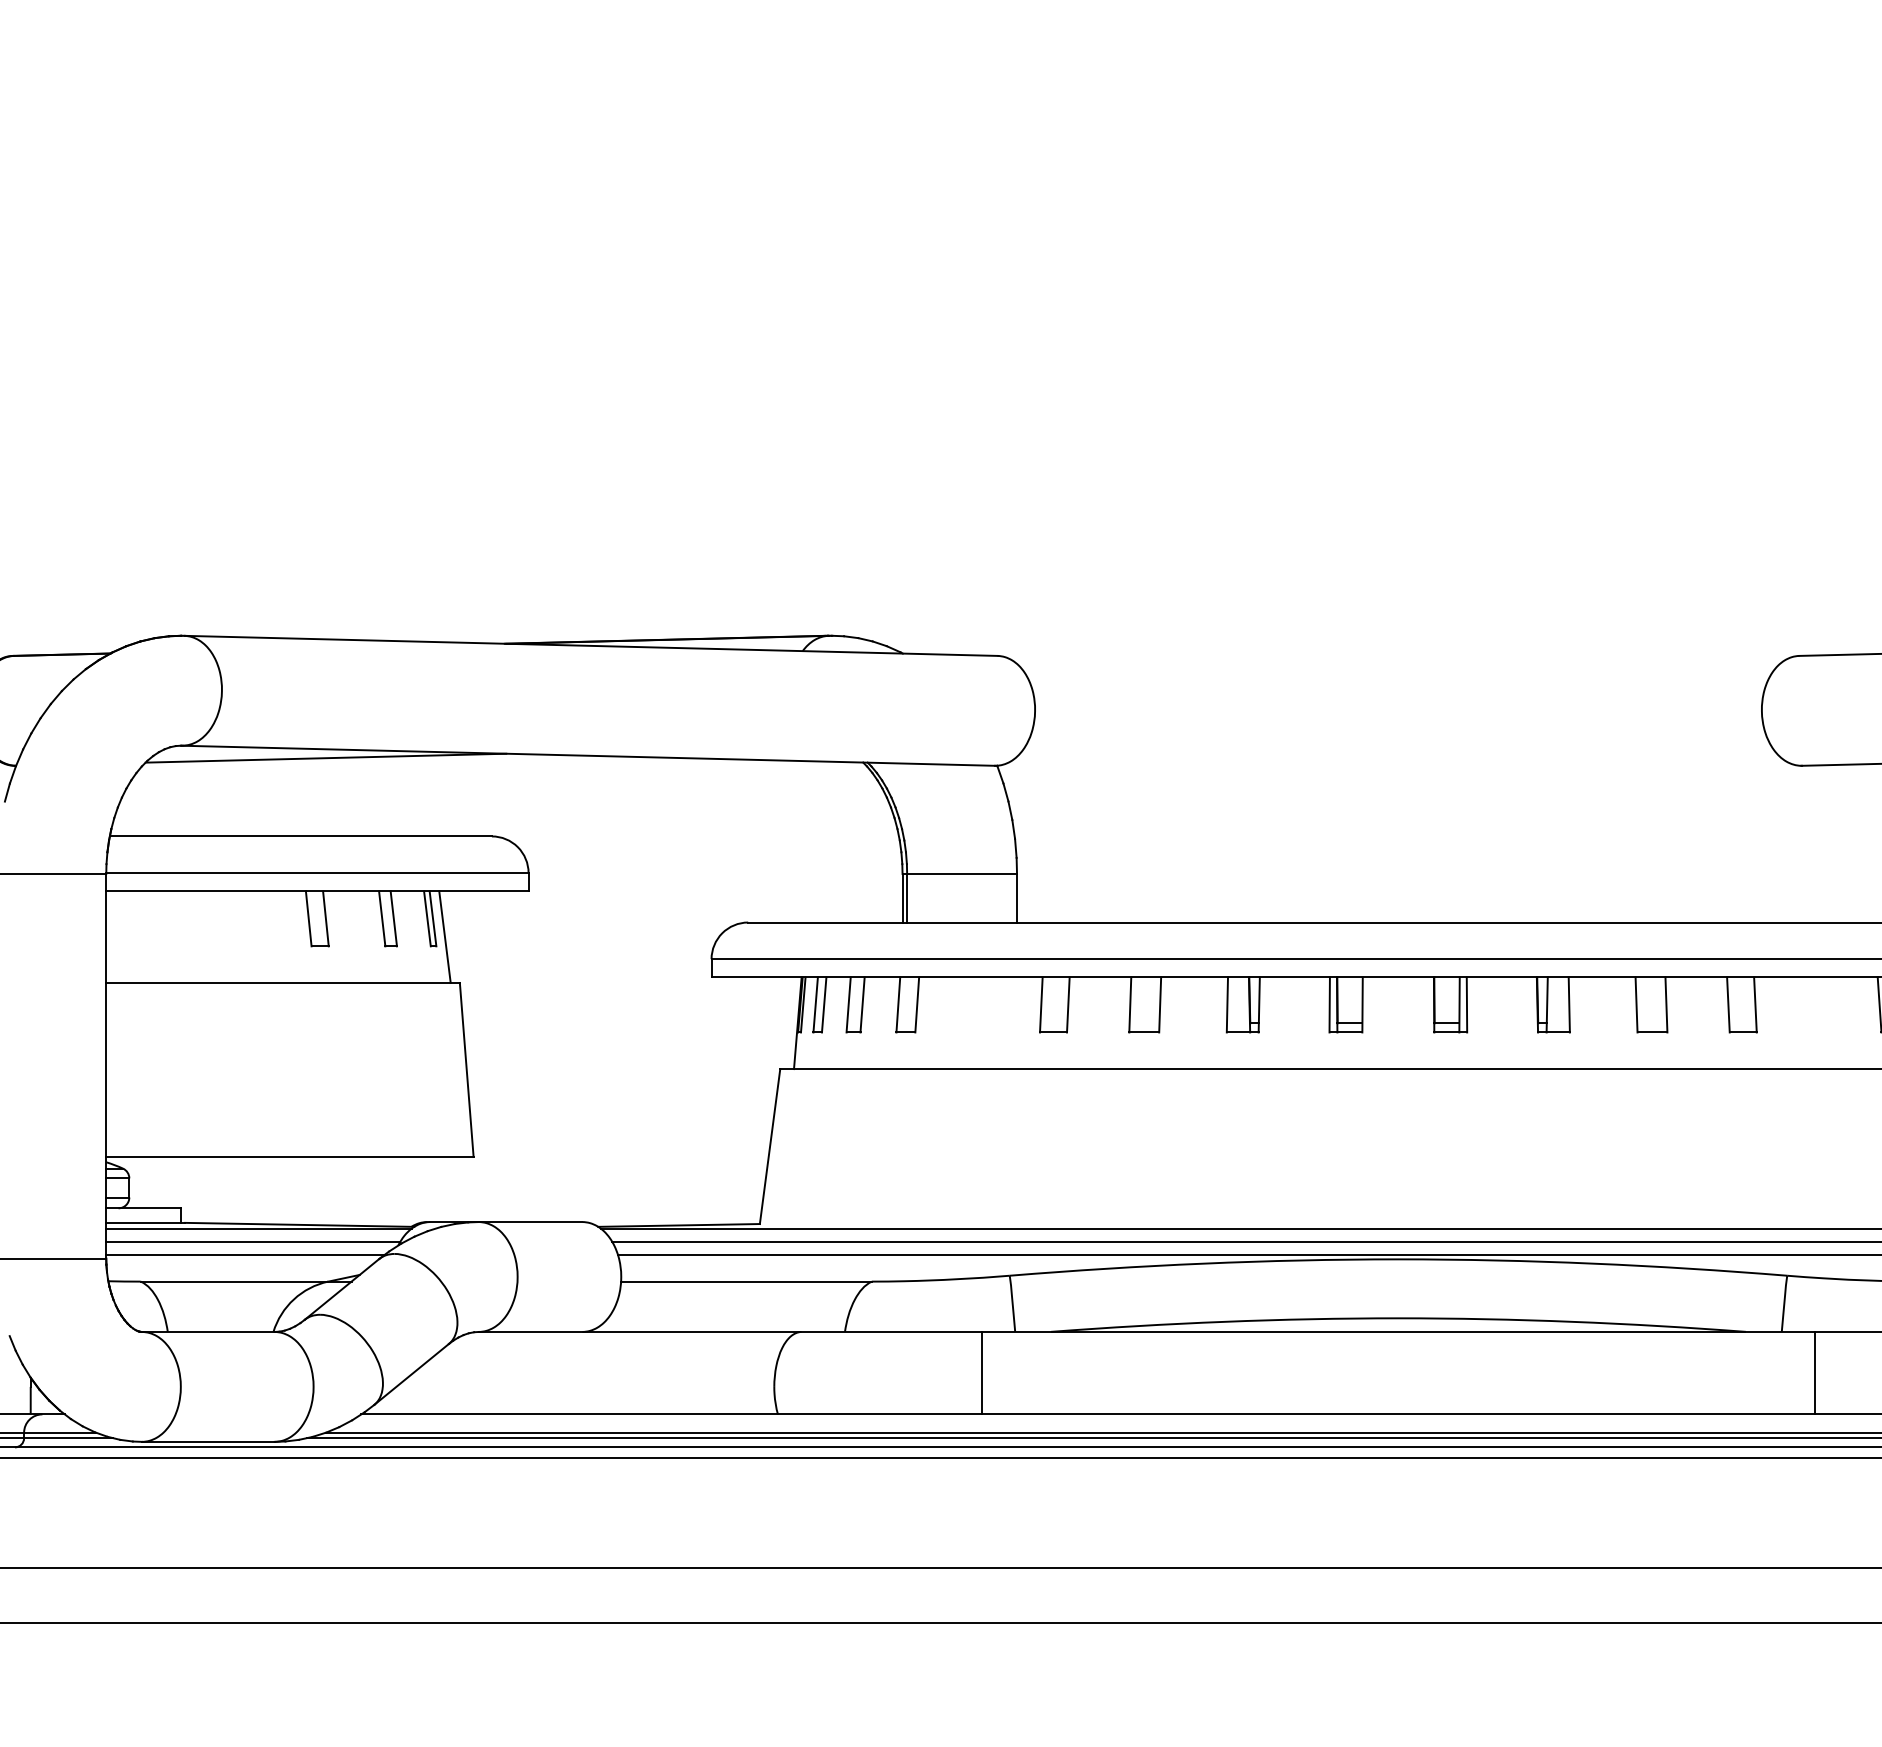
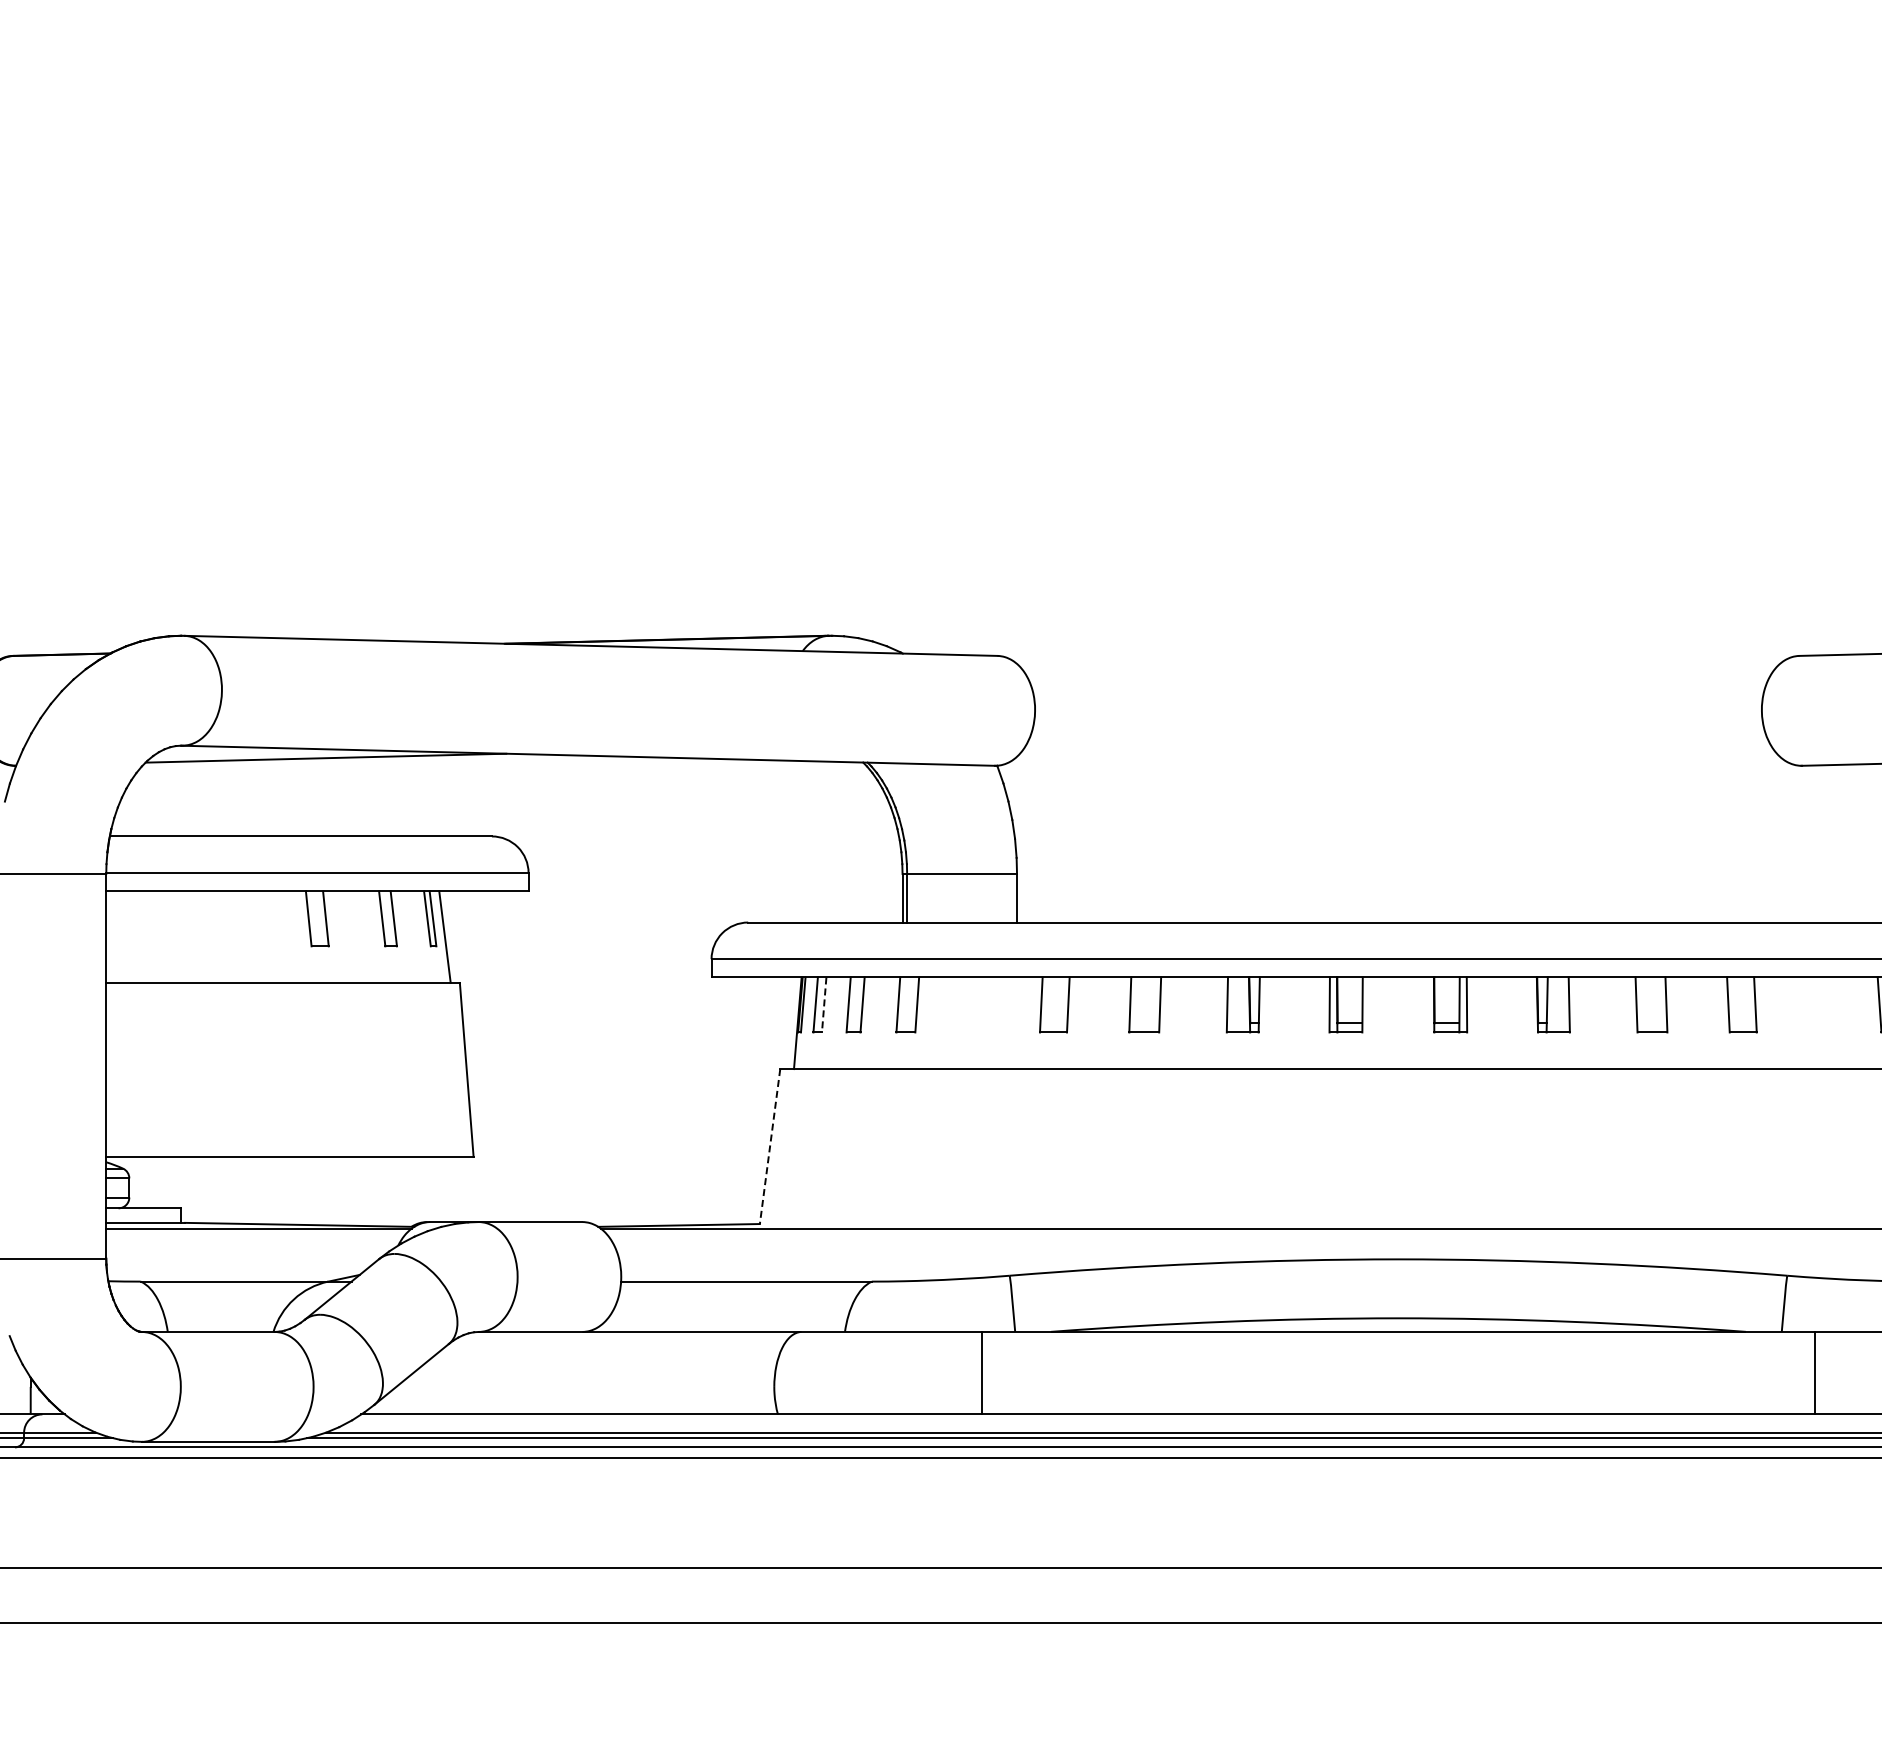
line: solid -> dashed (824, 1004)
line: solid -> dashed (770, 1147)
line: present -> none (253, 1242)
line: present -> none (1245, 1242)
line: present -> none (245, 1255)
line: present -> none (1247, 1255)
